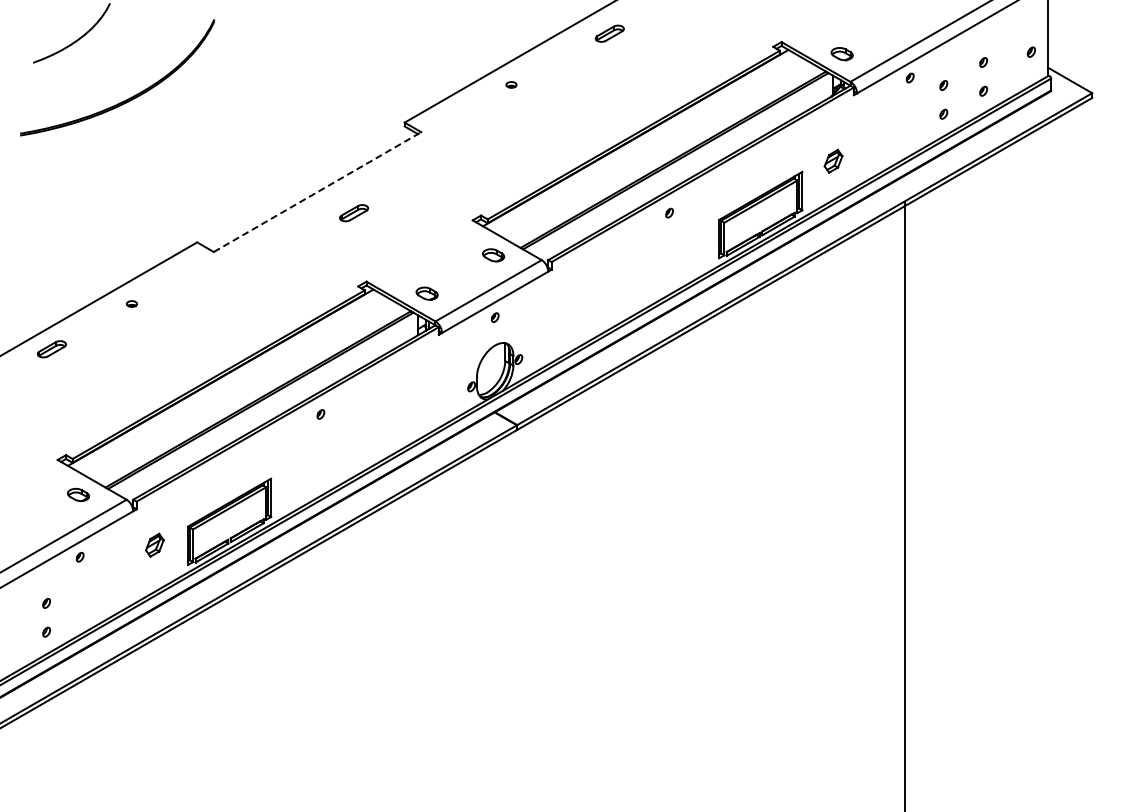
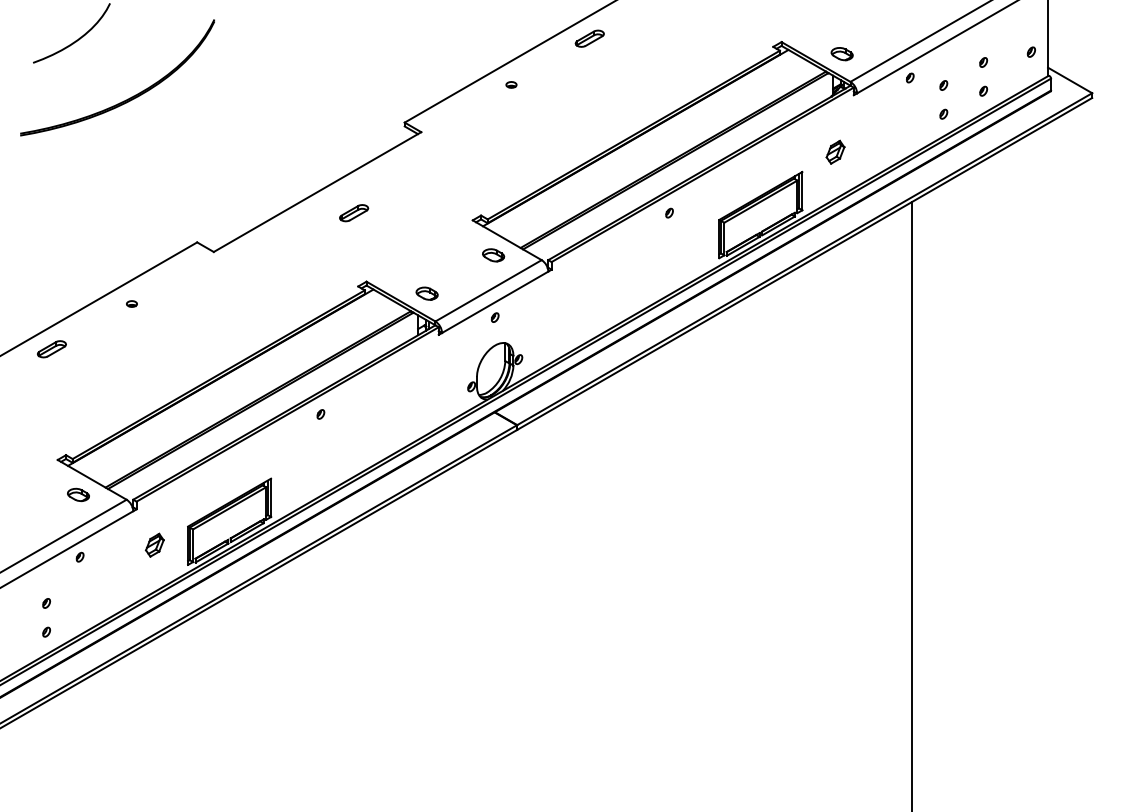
part position: (609, 33) -> (589, 38) (589, 38)
part position: (833, 160) -> (835, 151) (835, 151)
line: dashed -> solid (317, 192)
line position: (905, 504) -> (912, 504) (912, 504)
